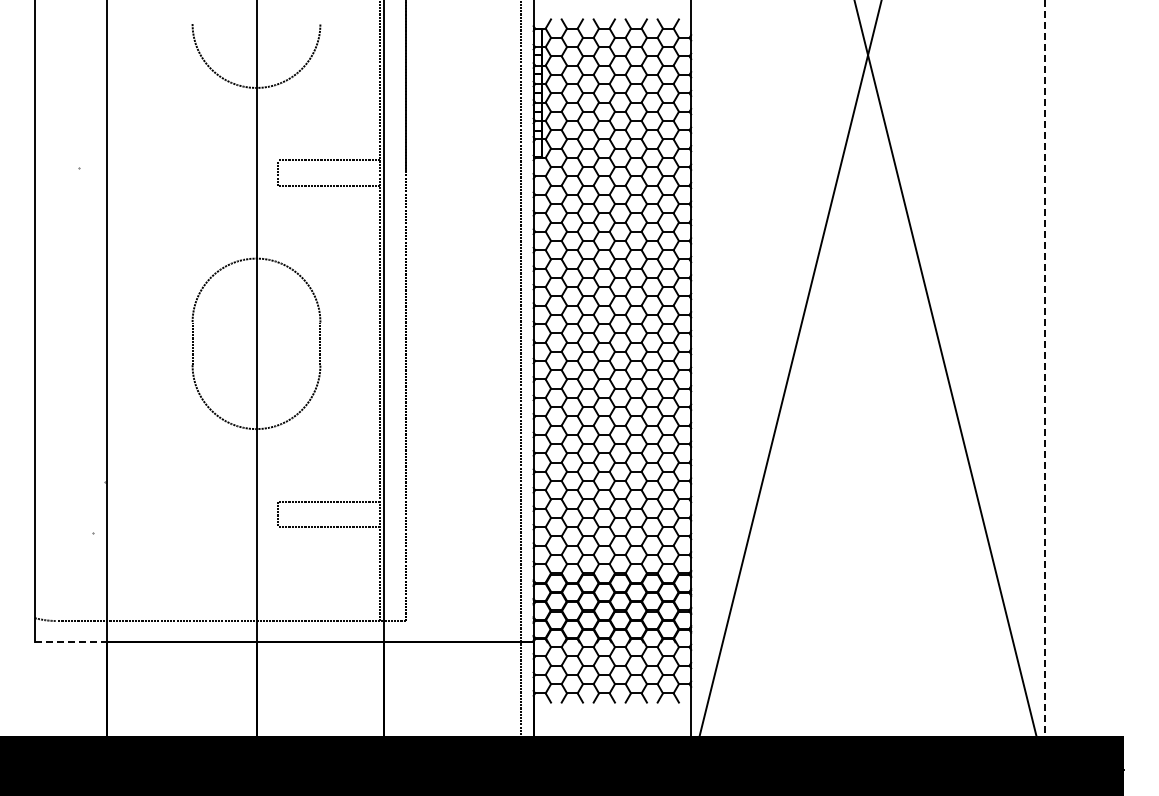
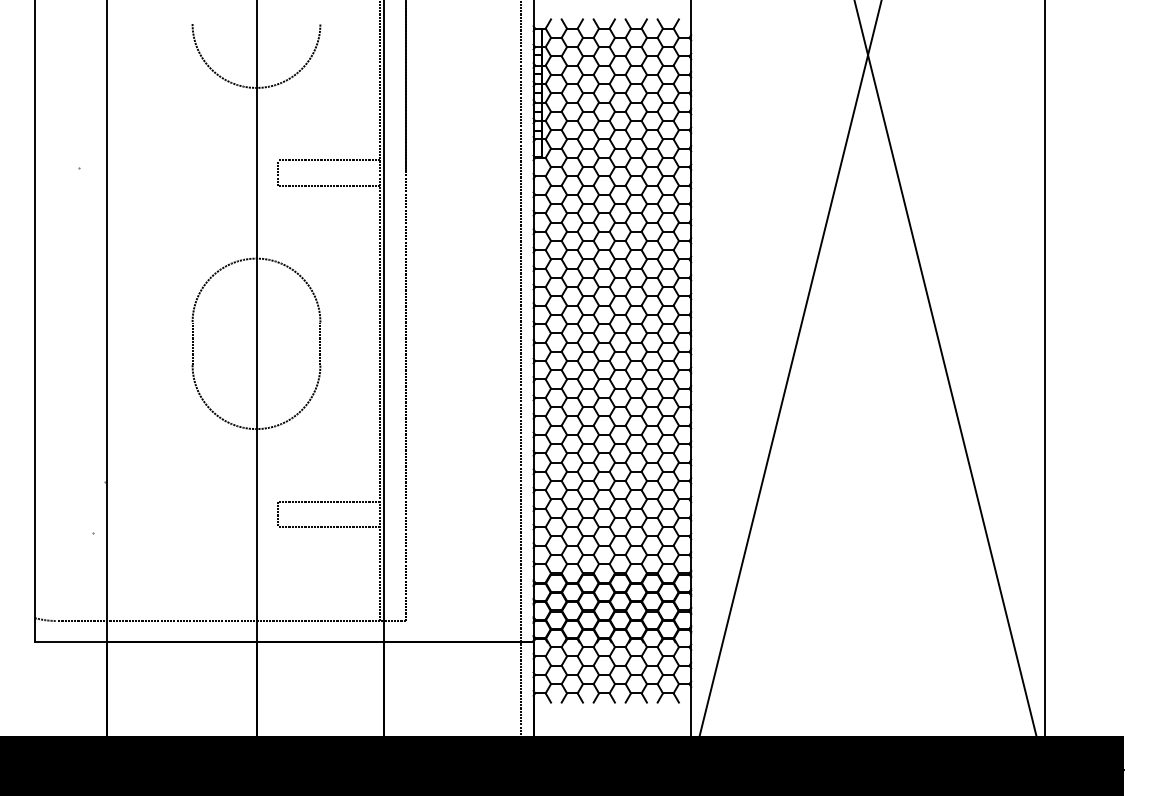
line: dashed -> solid (1044, 385)
line: dashed -> solid (71, 642)
